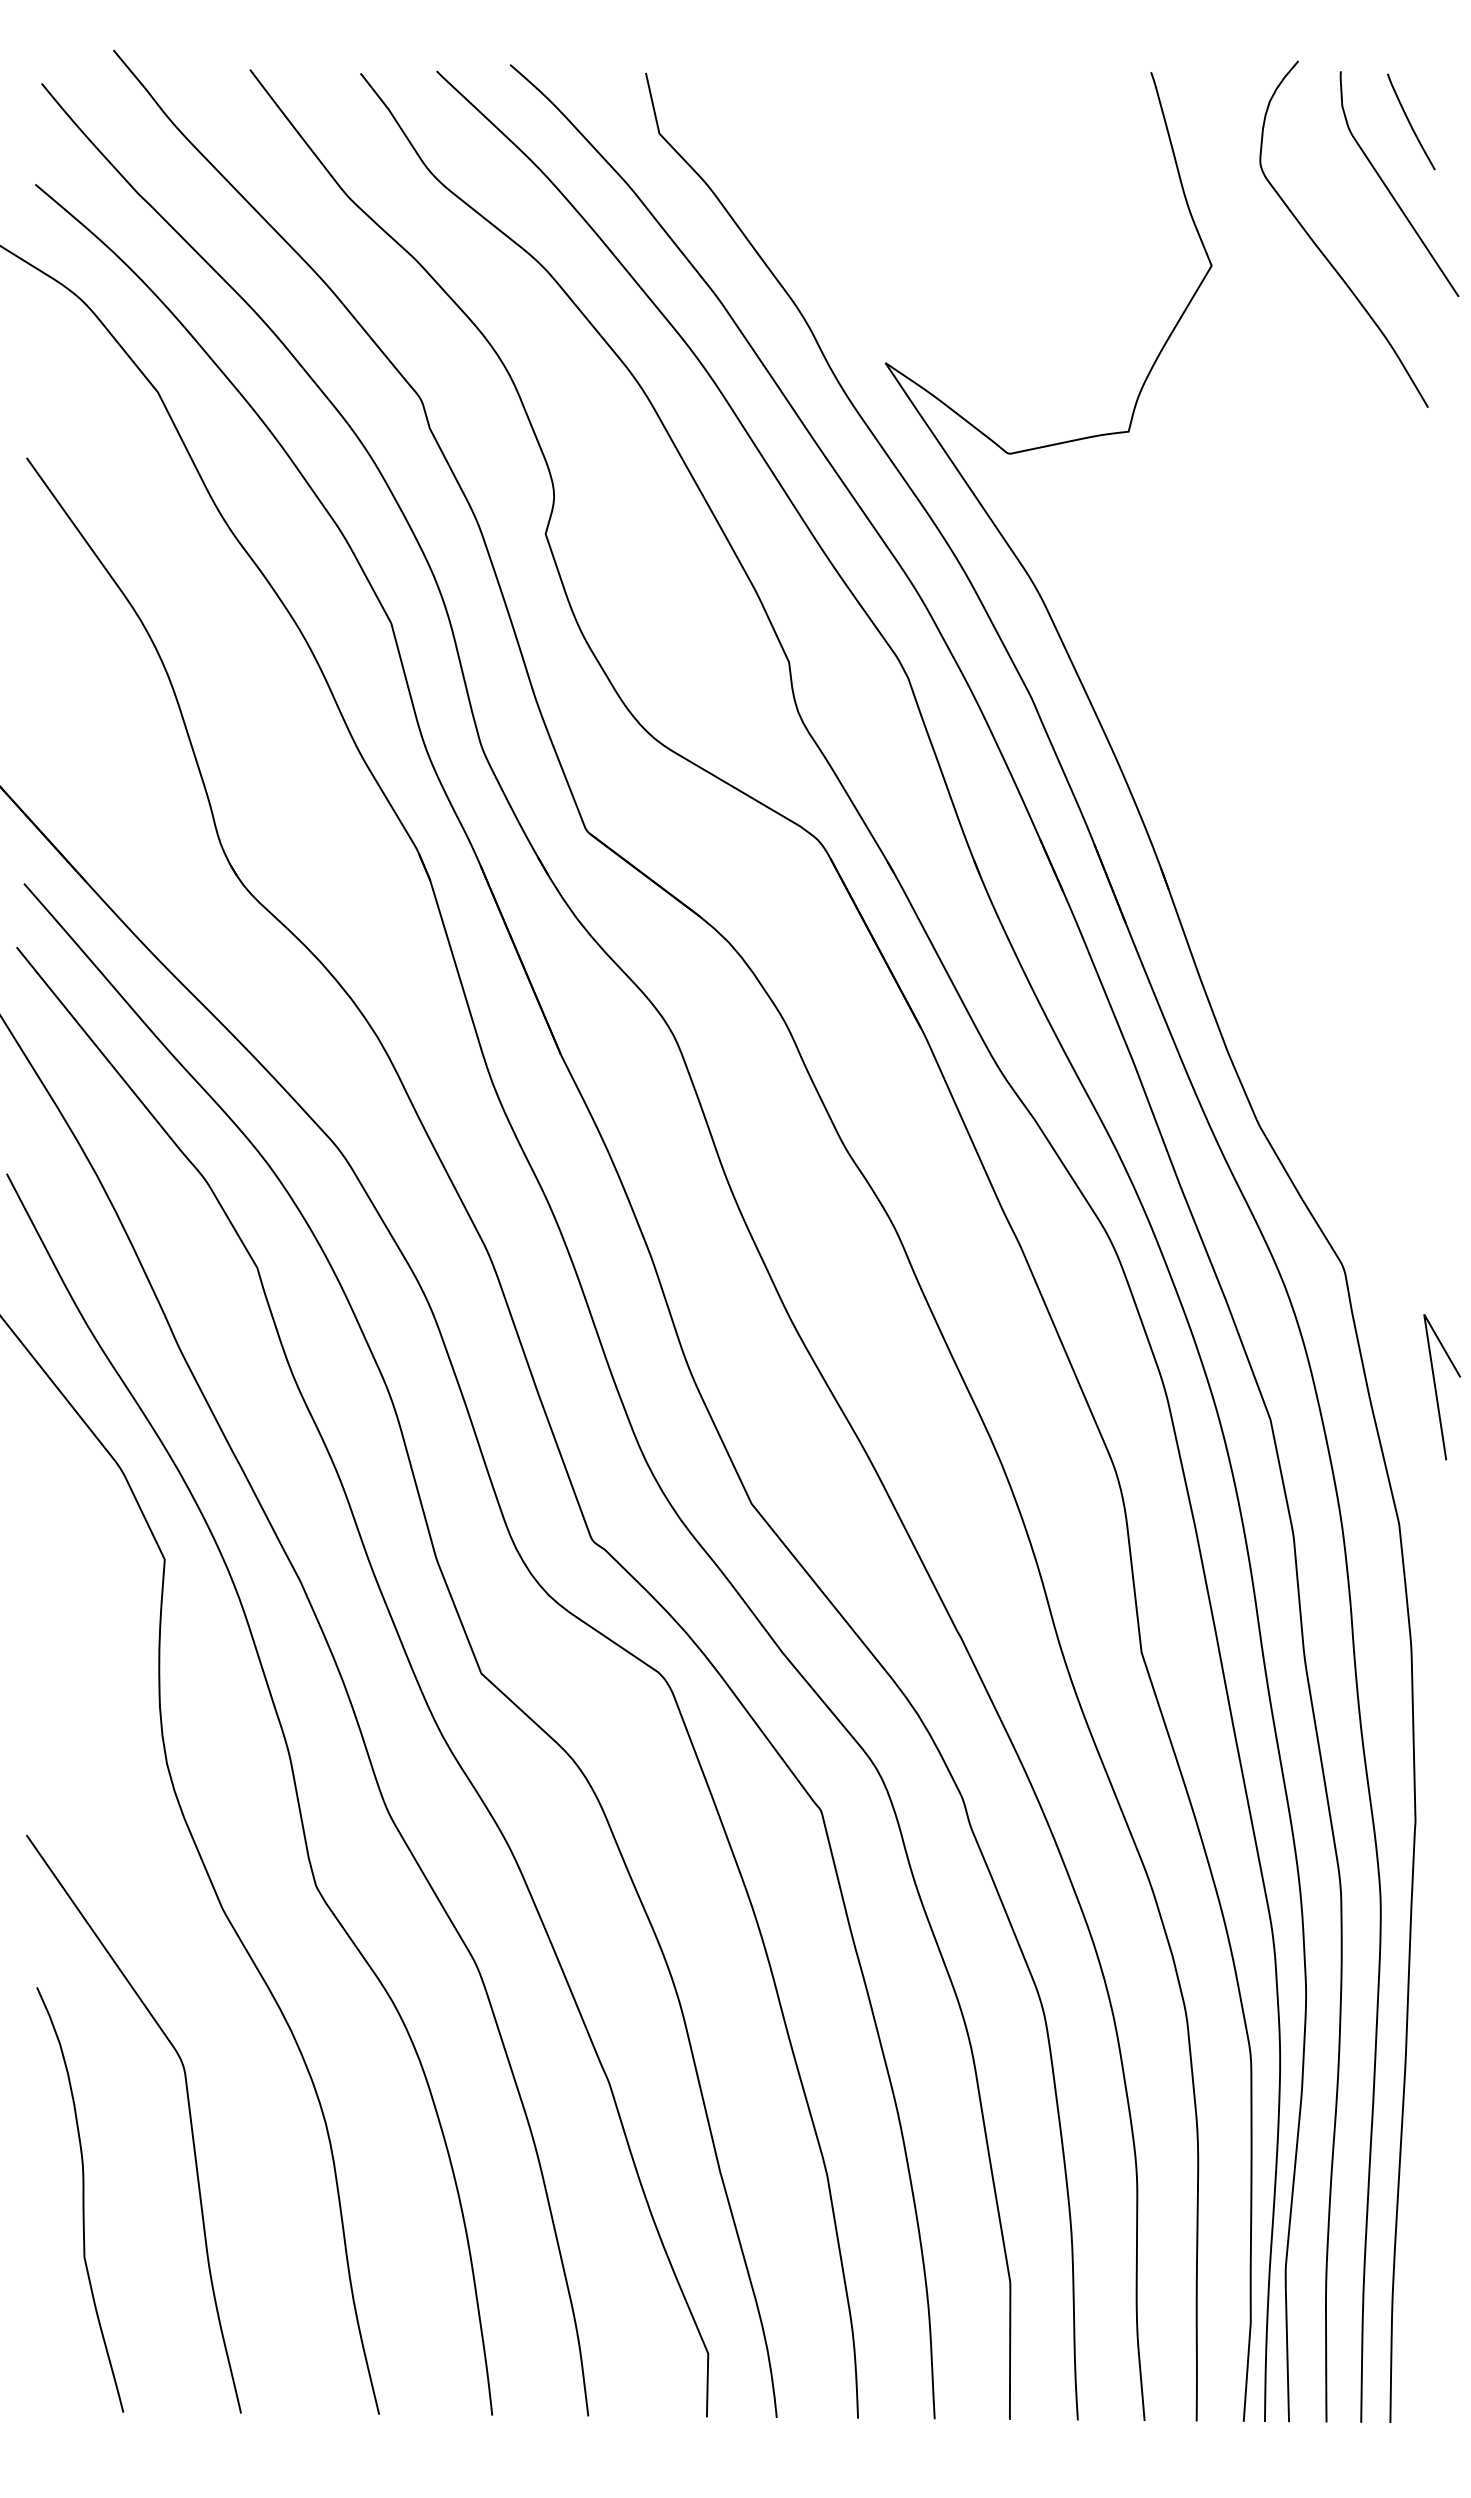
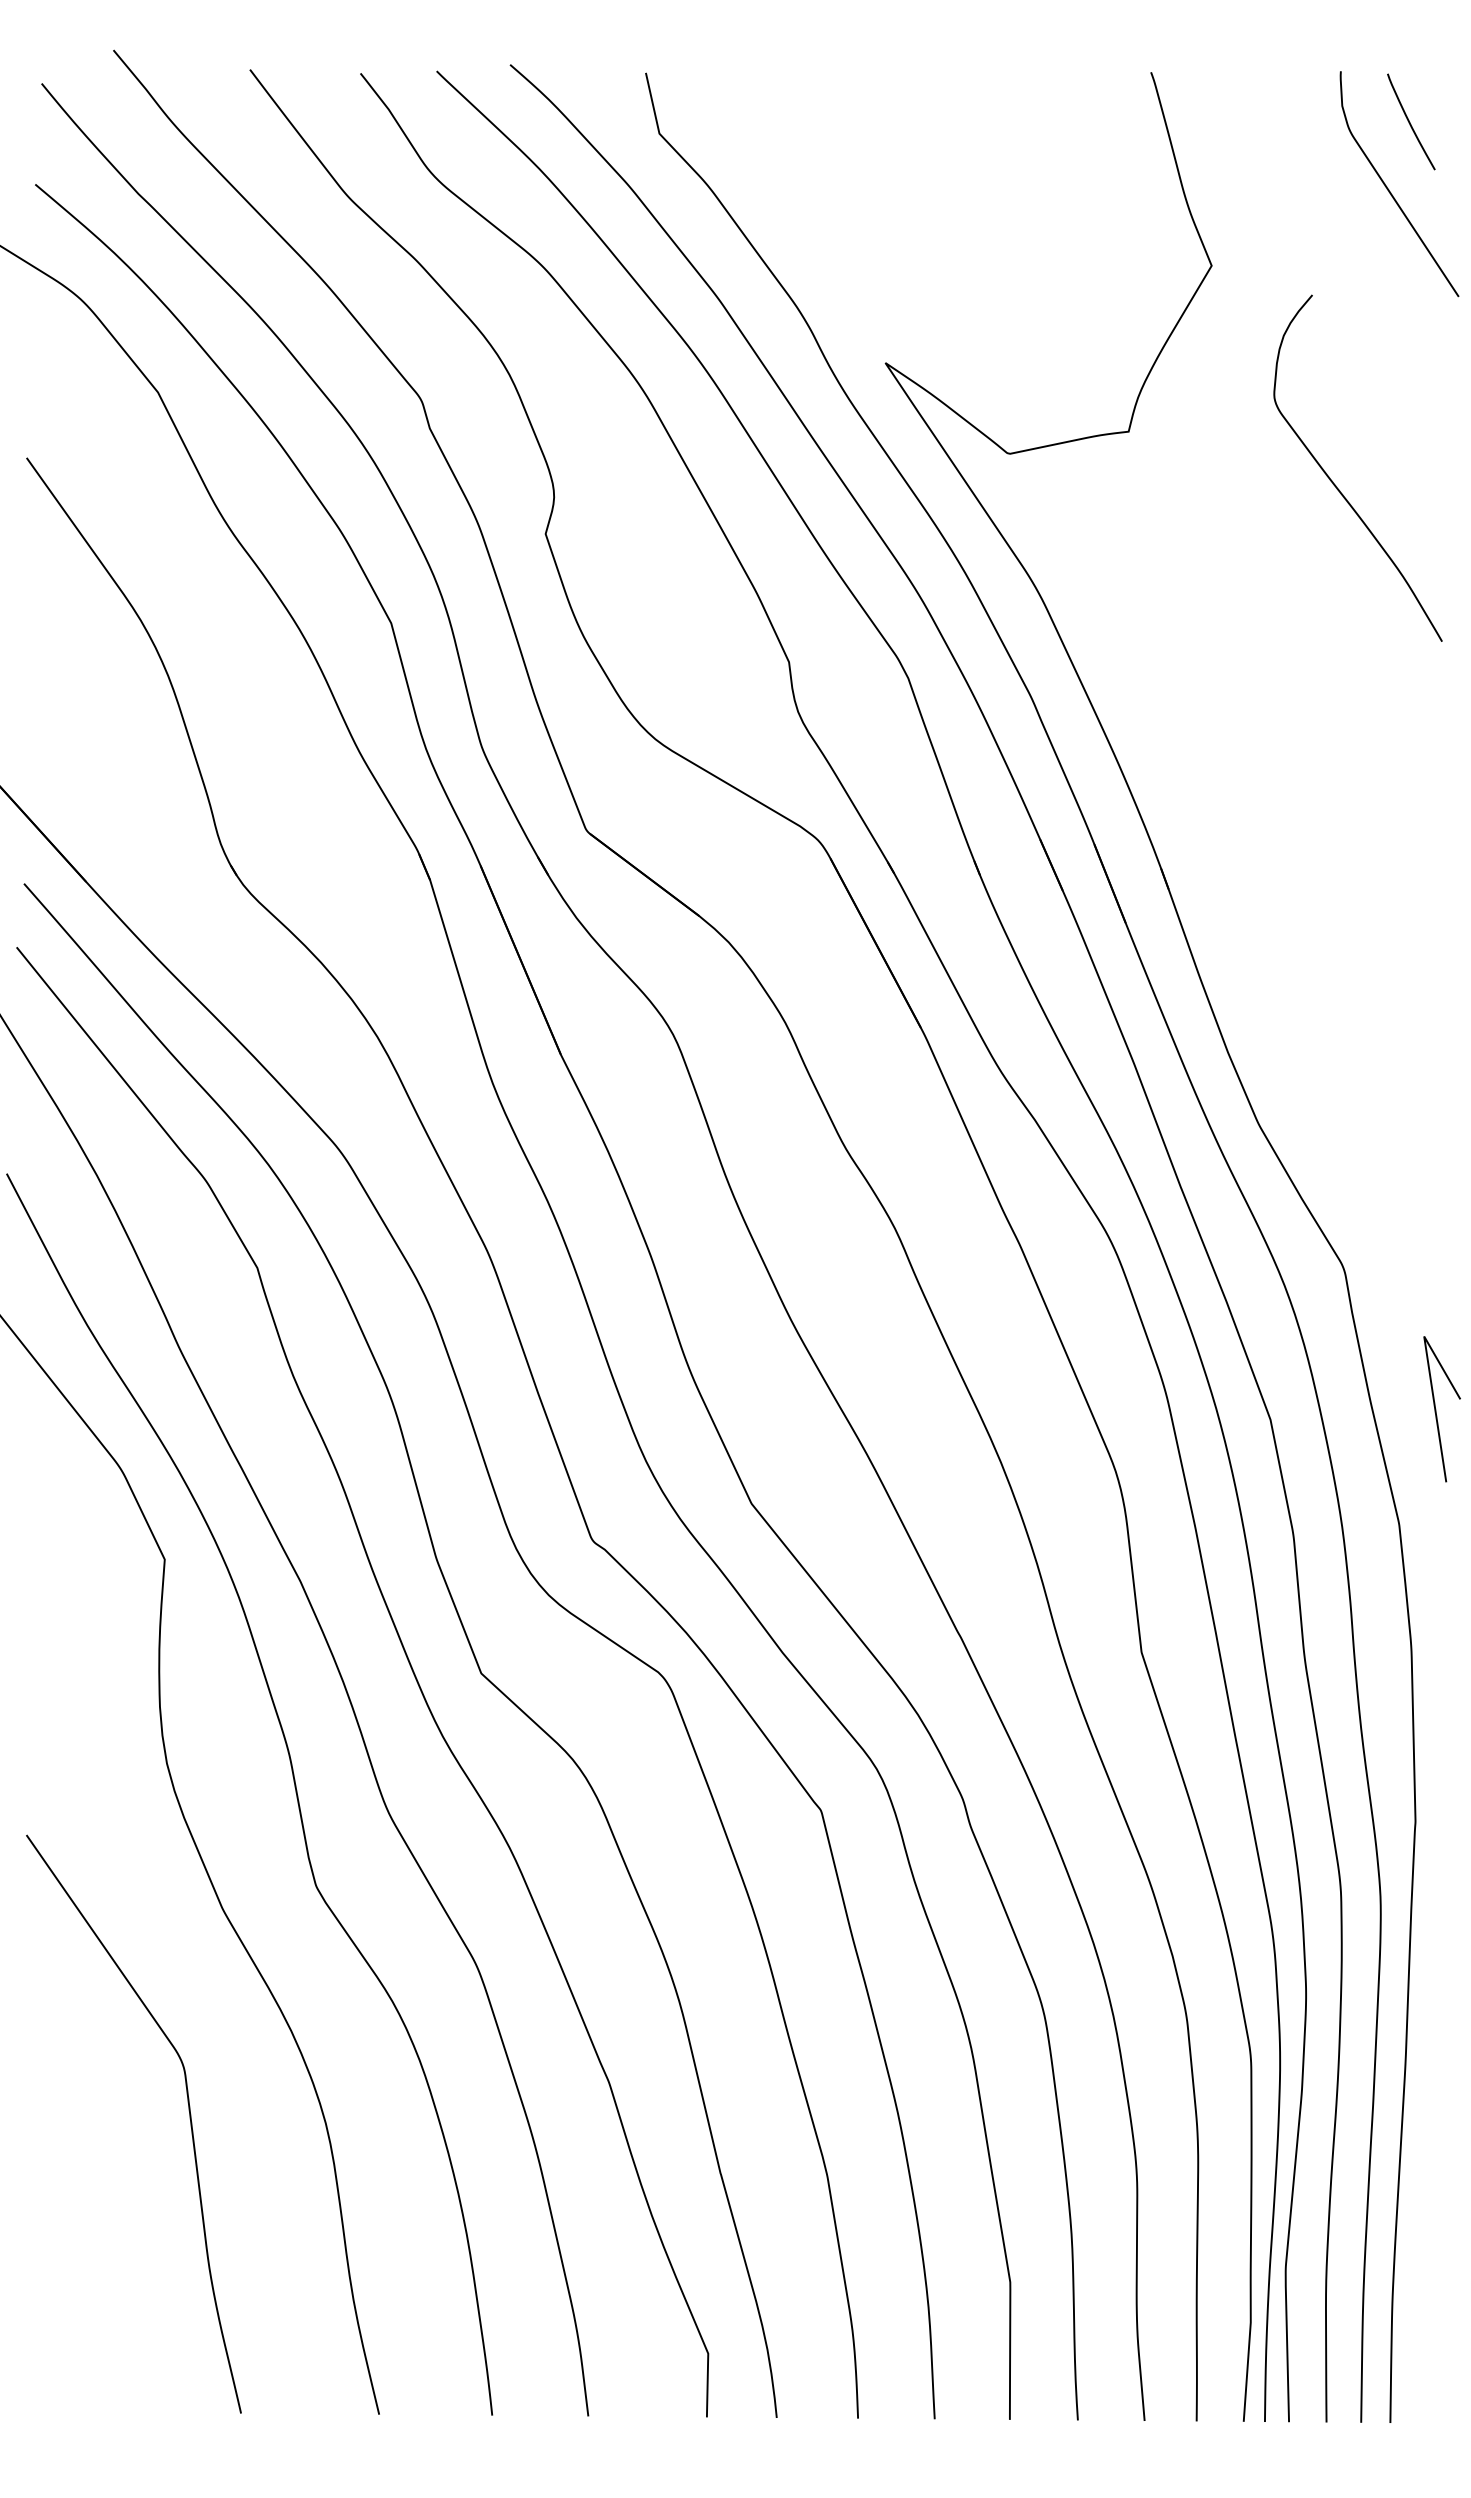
curve position: (1322, 251) -> (1336, 485) (1336, 485)
line position: (1436, 1387) -> (1436, 1409) (1436, 1409)
curve: present -> none (82, 2199)
